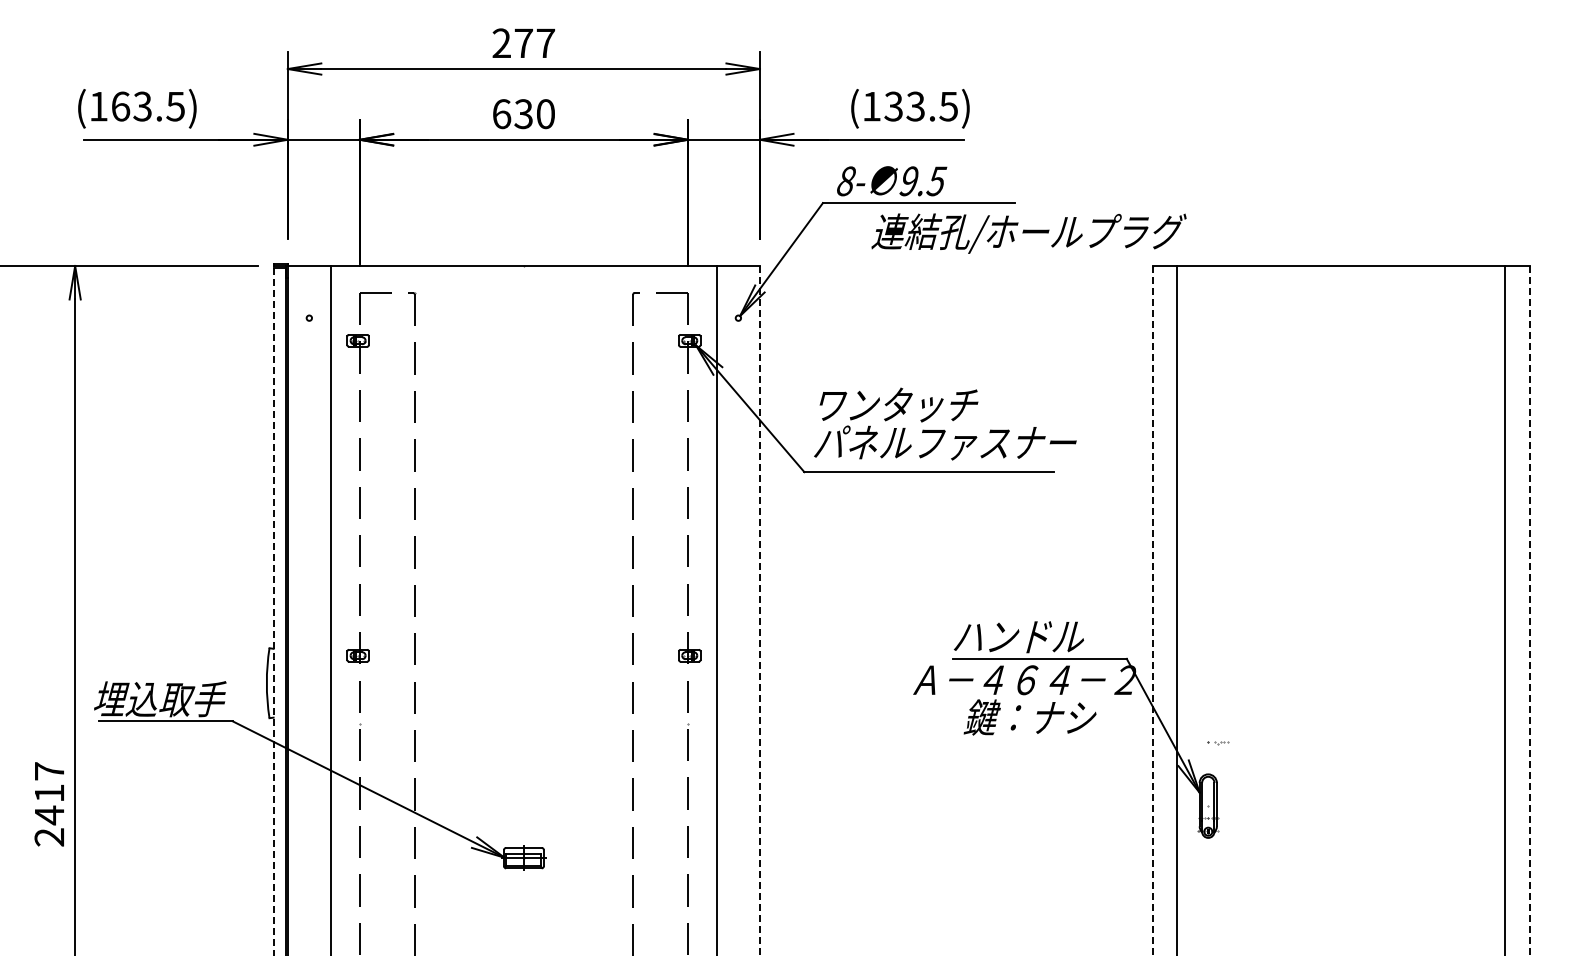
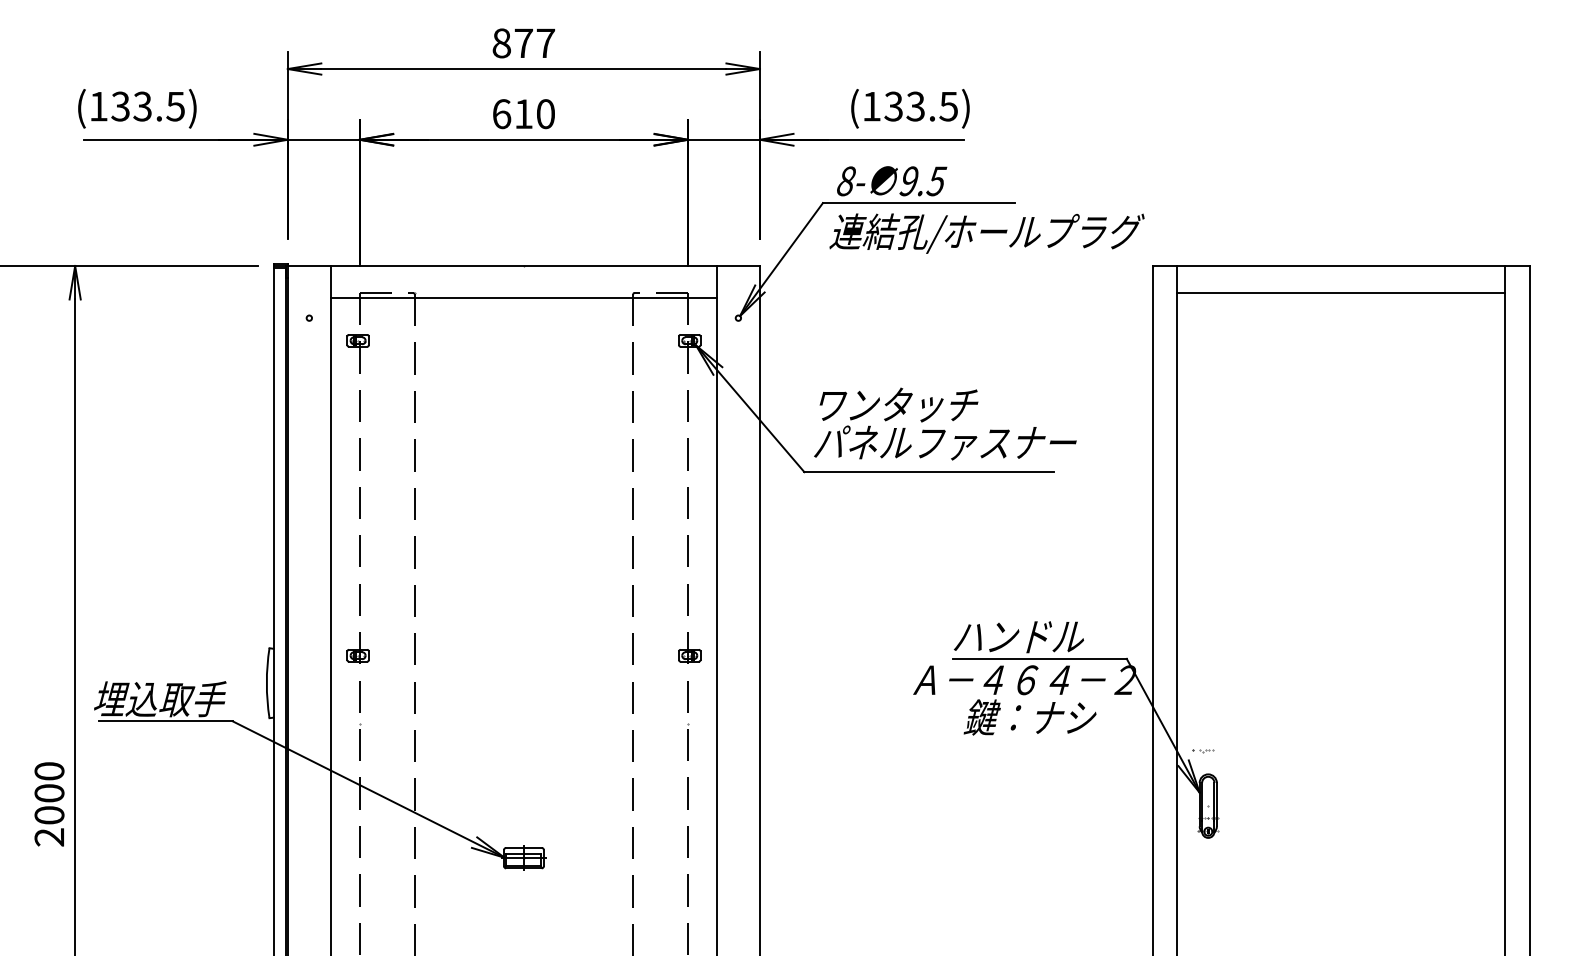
text: 277 -> 877 (501, 43)
text: (163.5) -> (133.5) (120, 106)
text: 630 -> 610 (523, 114)
text position: (1028, 233) -> (986, 233) (986, 233)
line: none -> present (1341, 292)
line: none -> present (523, 298)
line: dashed -> solid (759, 610)
line: dashed -> solid (1152, 610)
line: dashed -> solid (1529, 610)
line: dashed -> solid (273, 611)
part position: (1218, 743) -> (1203, 751) (1203, 751)
text: 2417 -> 2000 (49, 793)
